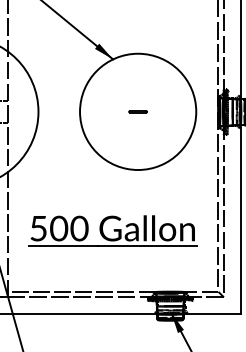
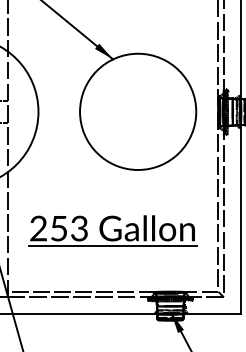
line: present -> none (137, 111)
text: 500 -> 253 (59, 228)
